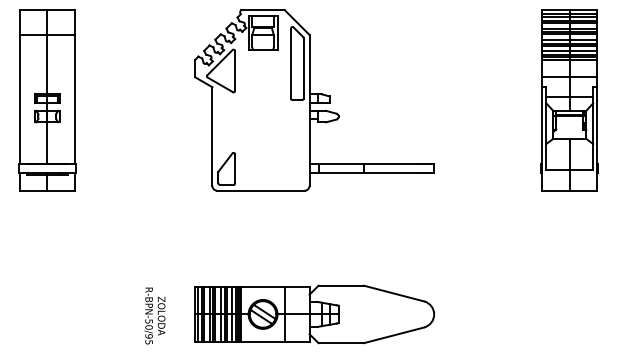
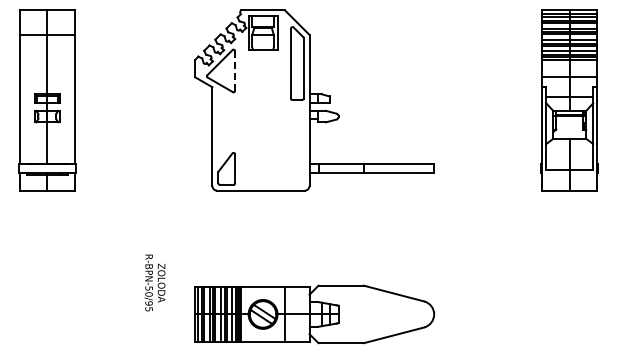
line: solid -> dashed (235, 71)
text position: (154, 315) -> (154, 282) (154, 282)
